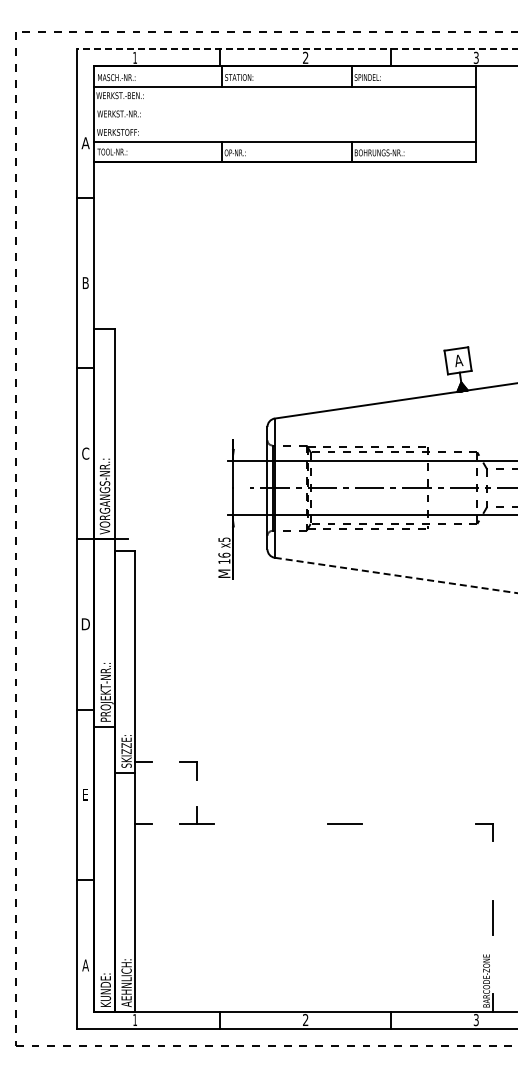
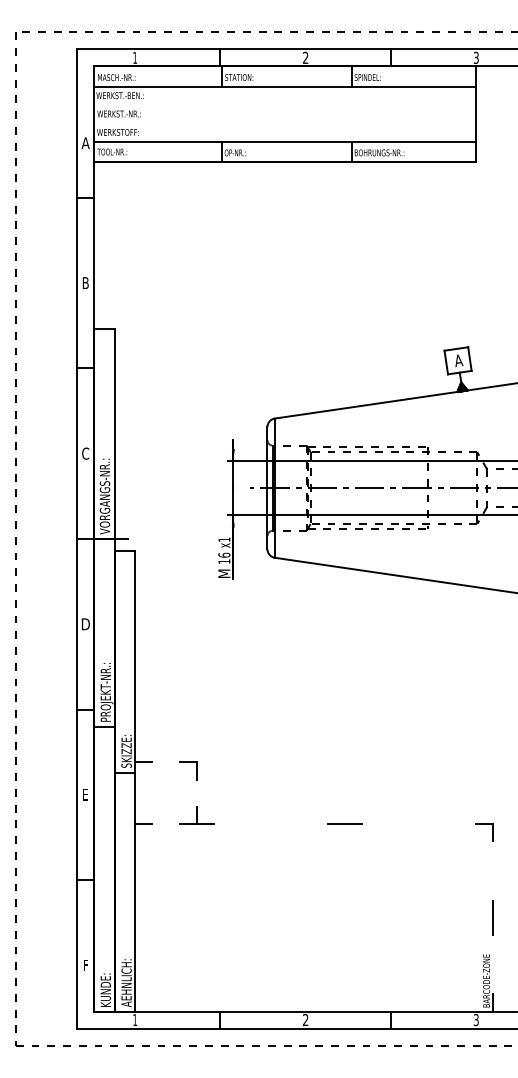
line: dashed -> solid (297, 49)
text: x5 -> x1 (224, 539)
line: dashed -> solid (396, 575)
text: A -> F (85, 965)
